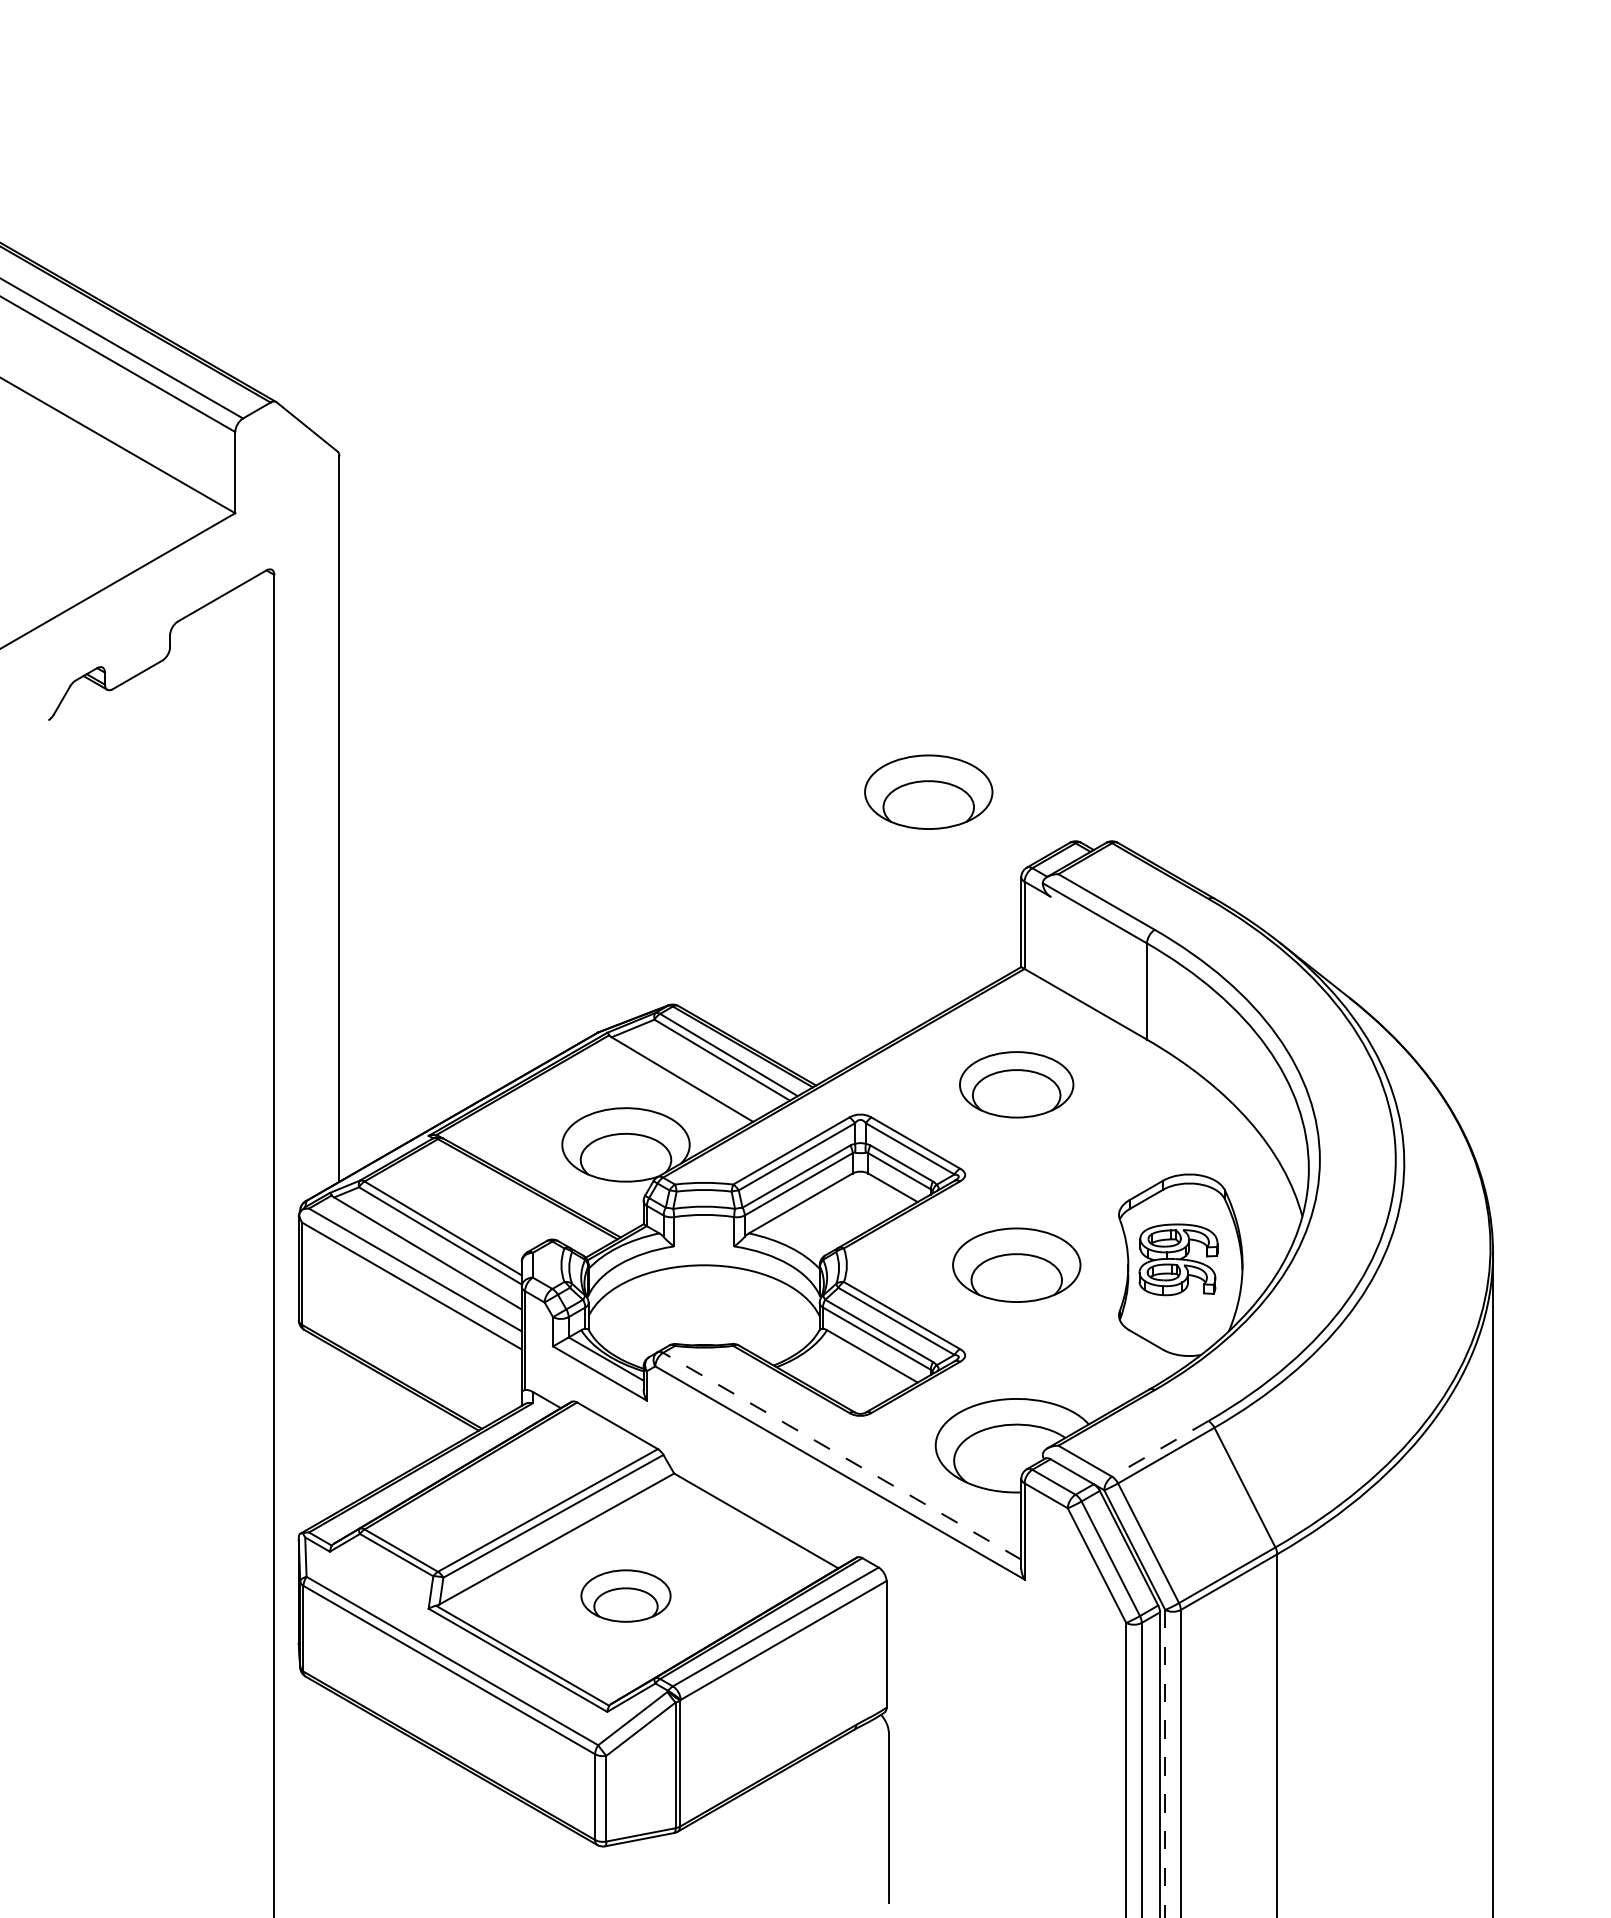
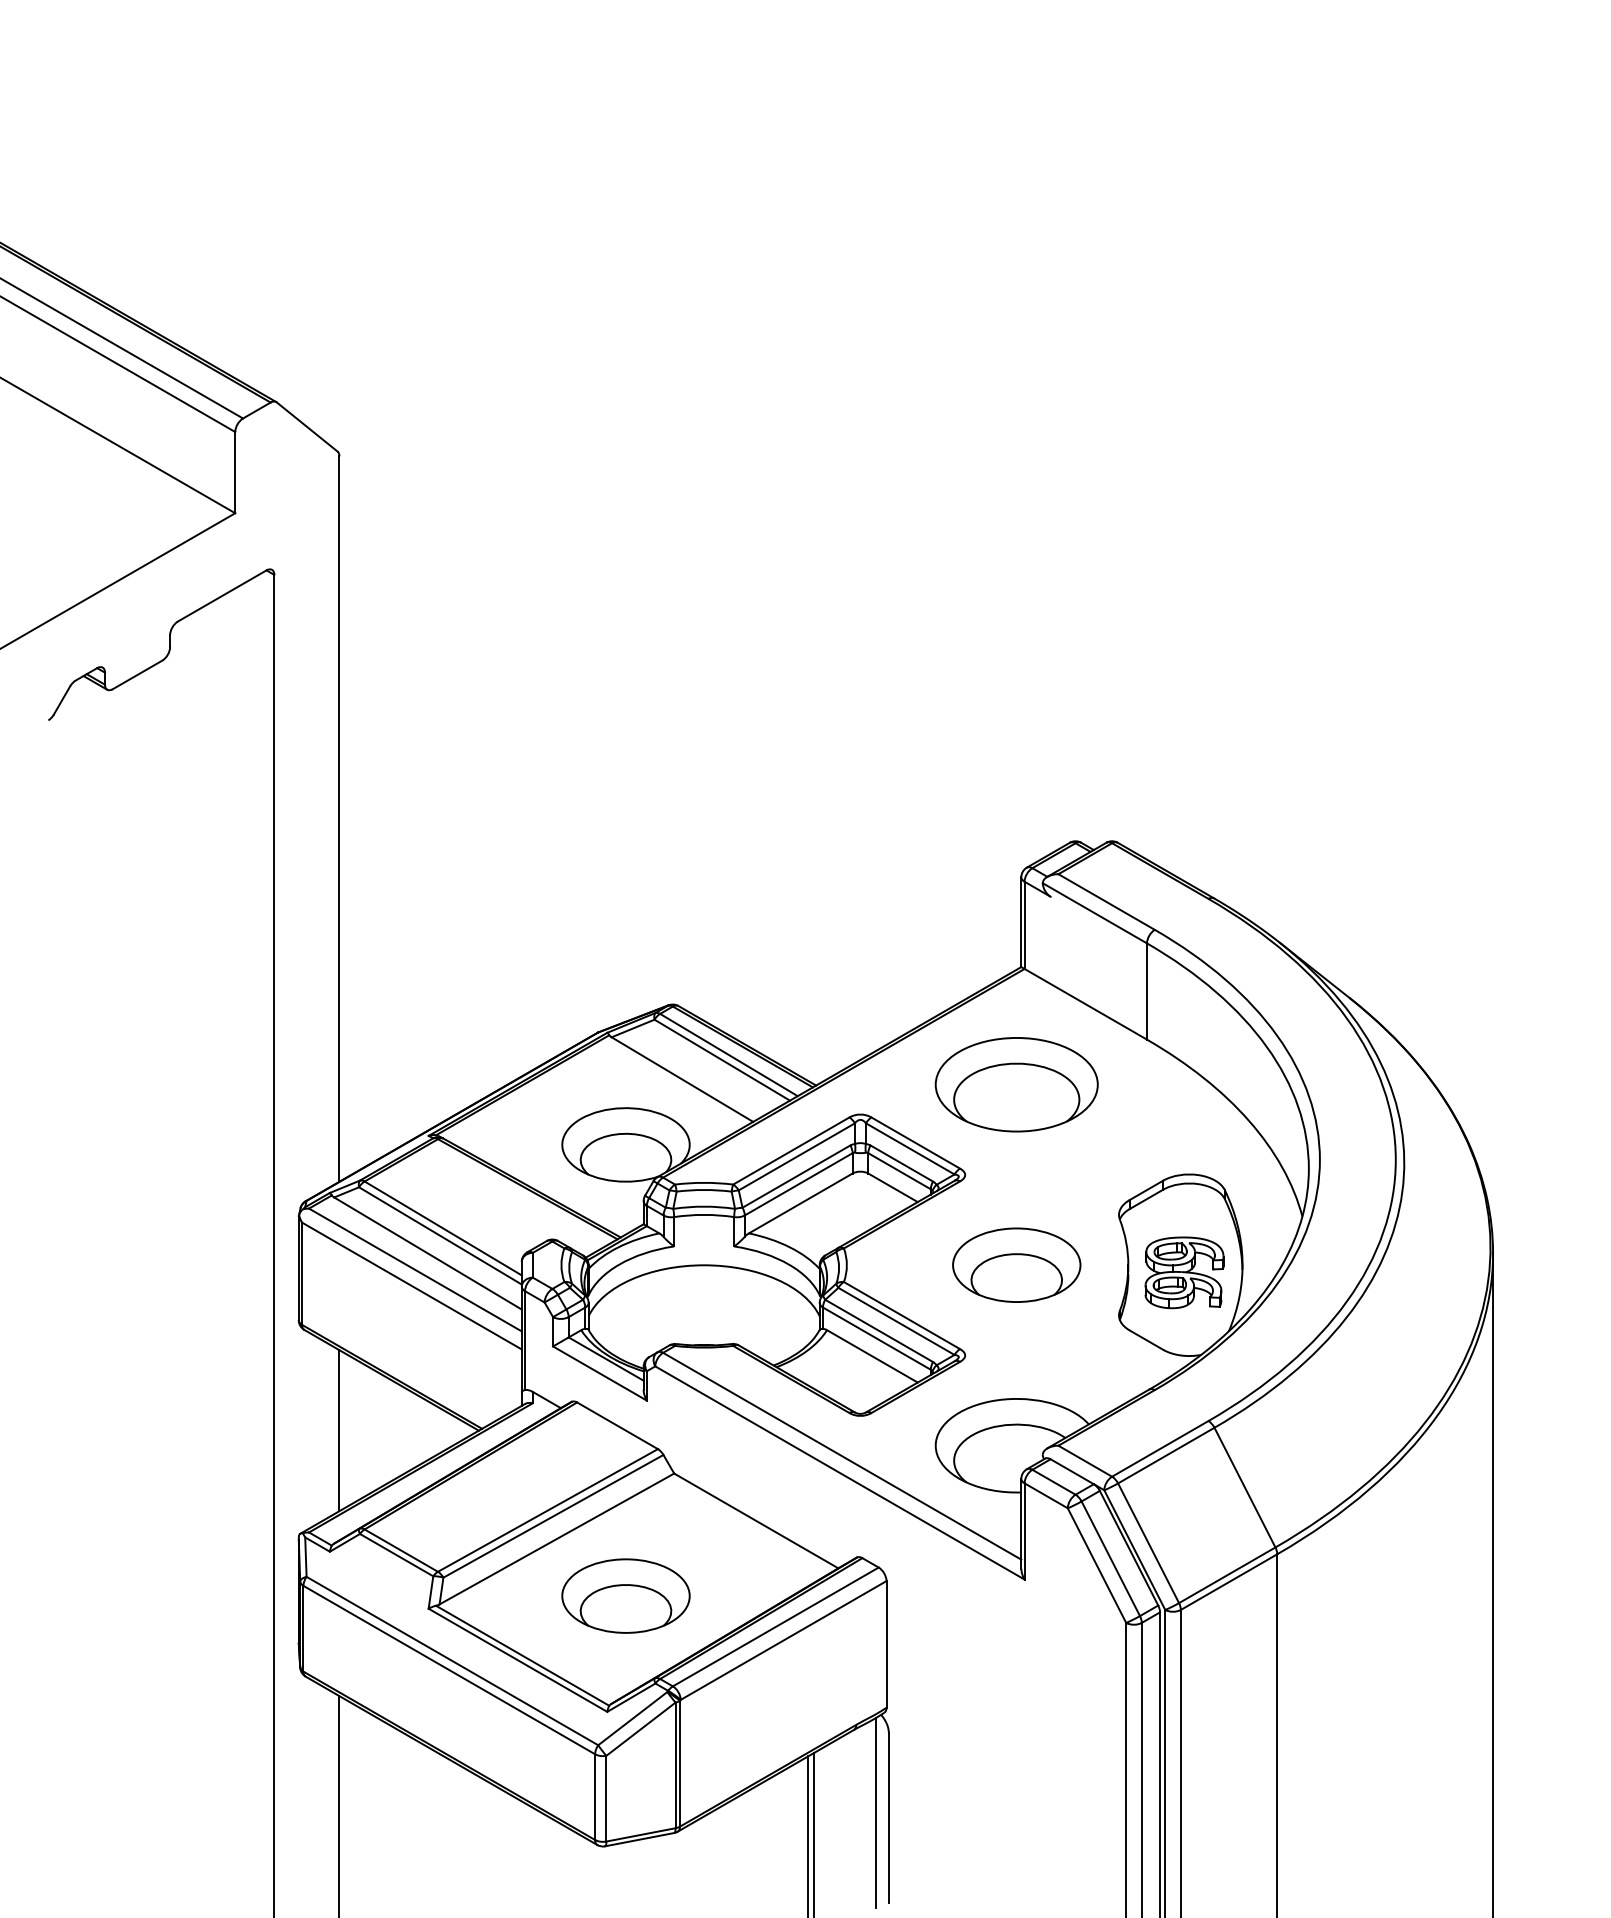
part: present -> none (928, 791)
part size: 116x68 px -> 165x96 px (1016, 1084)
part position: (1178, 1259) -> (1184, 1272) (1184, 1272)
line: none -> present (339, 1430)
line: dashed -> solid (1160, 1448)
line: dashed -> solid (842, 1456)
part size: 92x54 px -> 130x76 px (625, 1595)
line: dashed -> solid (1165, 1763)
line: none -> present (339, 1805)
line: none -> present (875, 1813)
line: none -> present (813, 1833)
line: none -> present (808, 1835)
